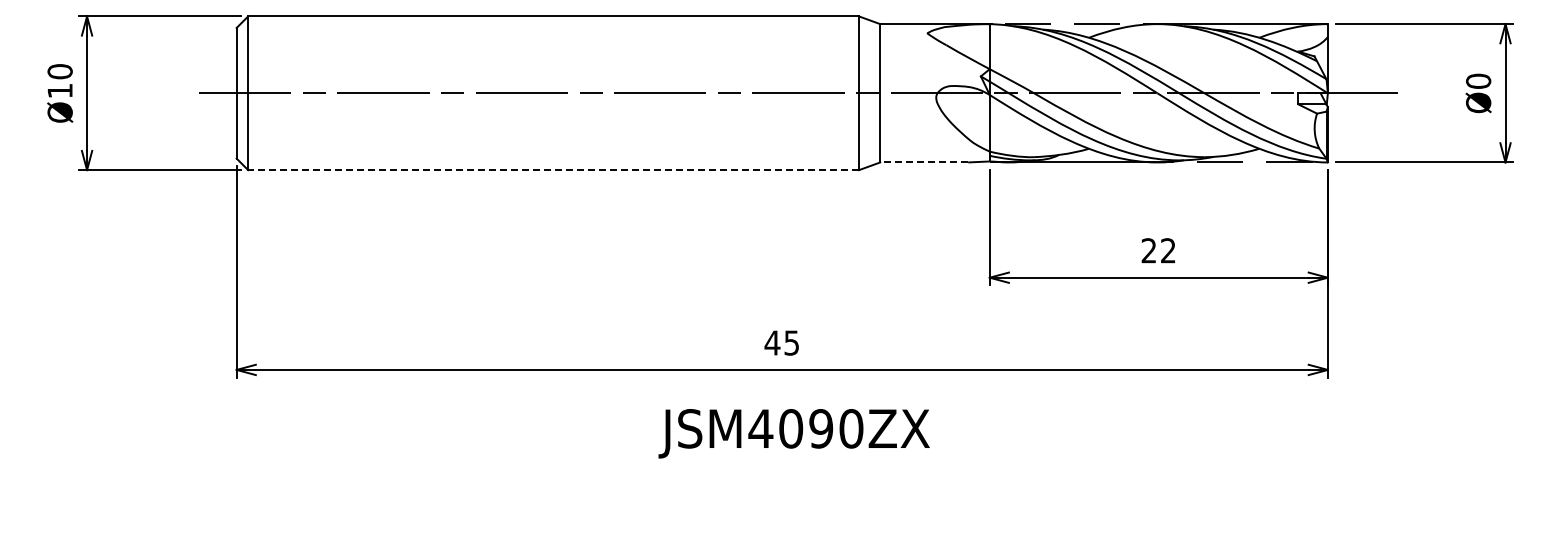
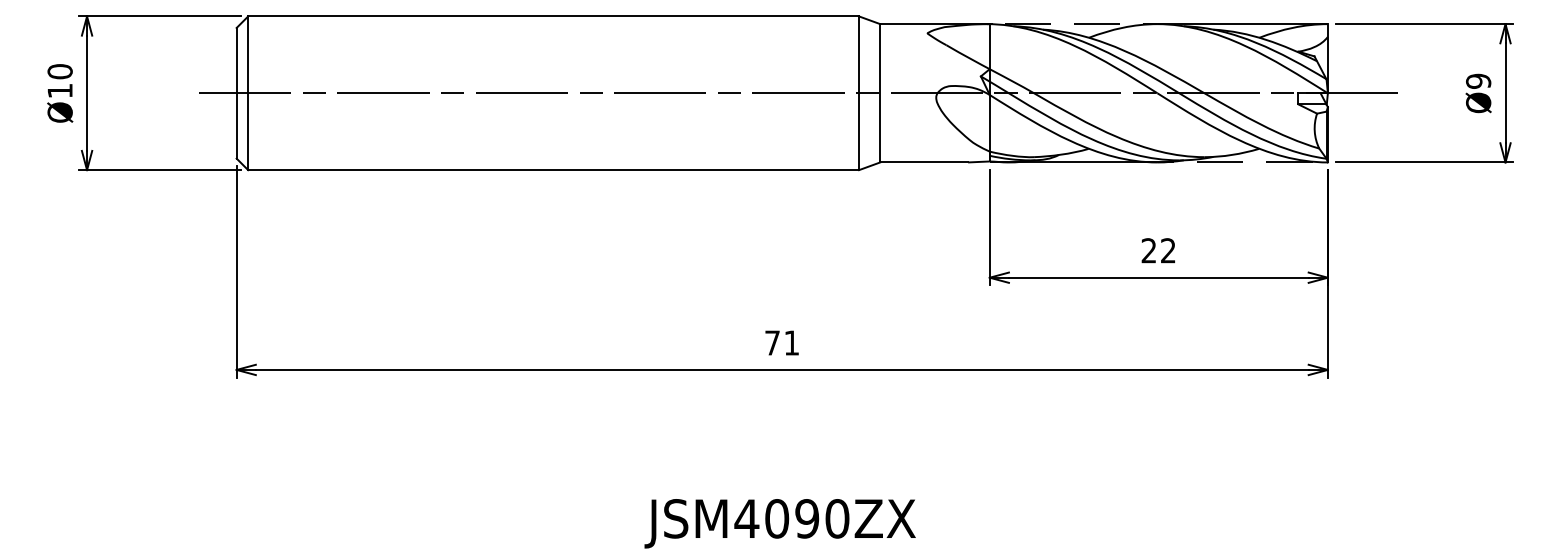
text: Ø0 -> Ø9 (1478, 80)
line: dashed -> solid (924, 162)
line: dashed -> solid (553, 170)
text: 45 -> 71 (781, 342)
text position: (793, 433) -> (779, 523) (779, 523)
